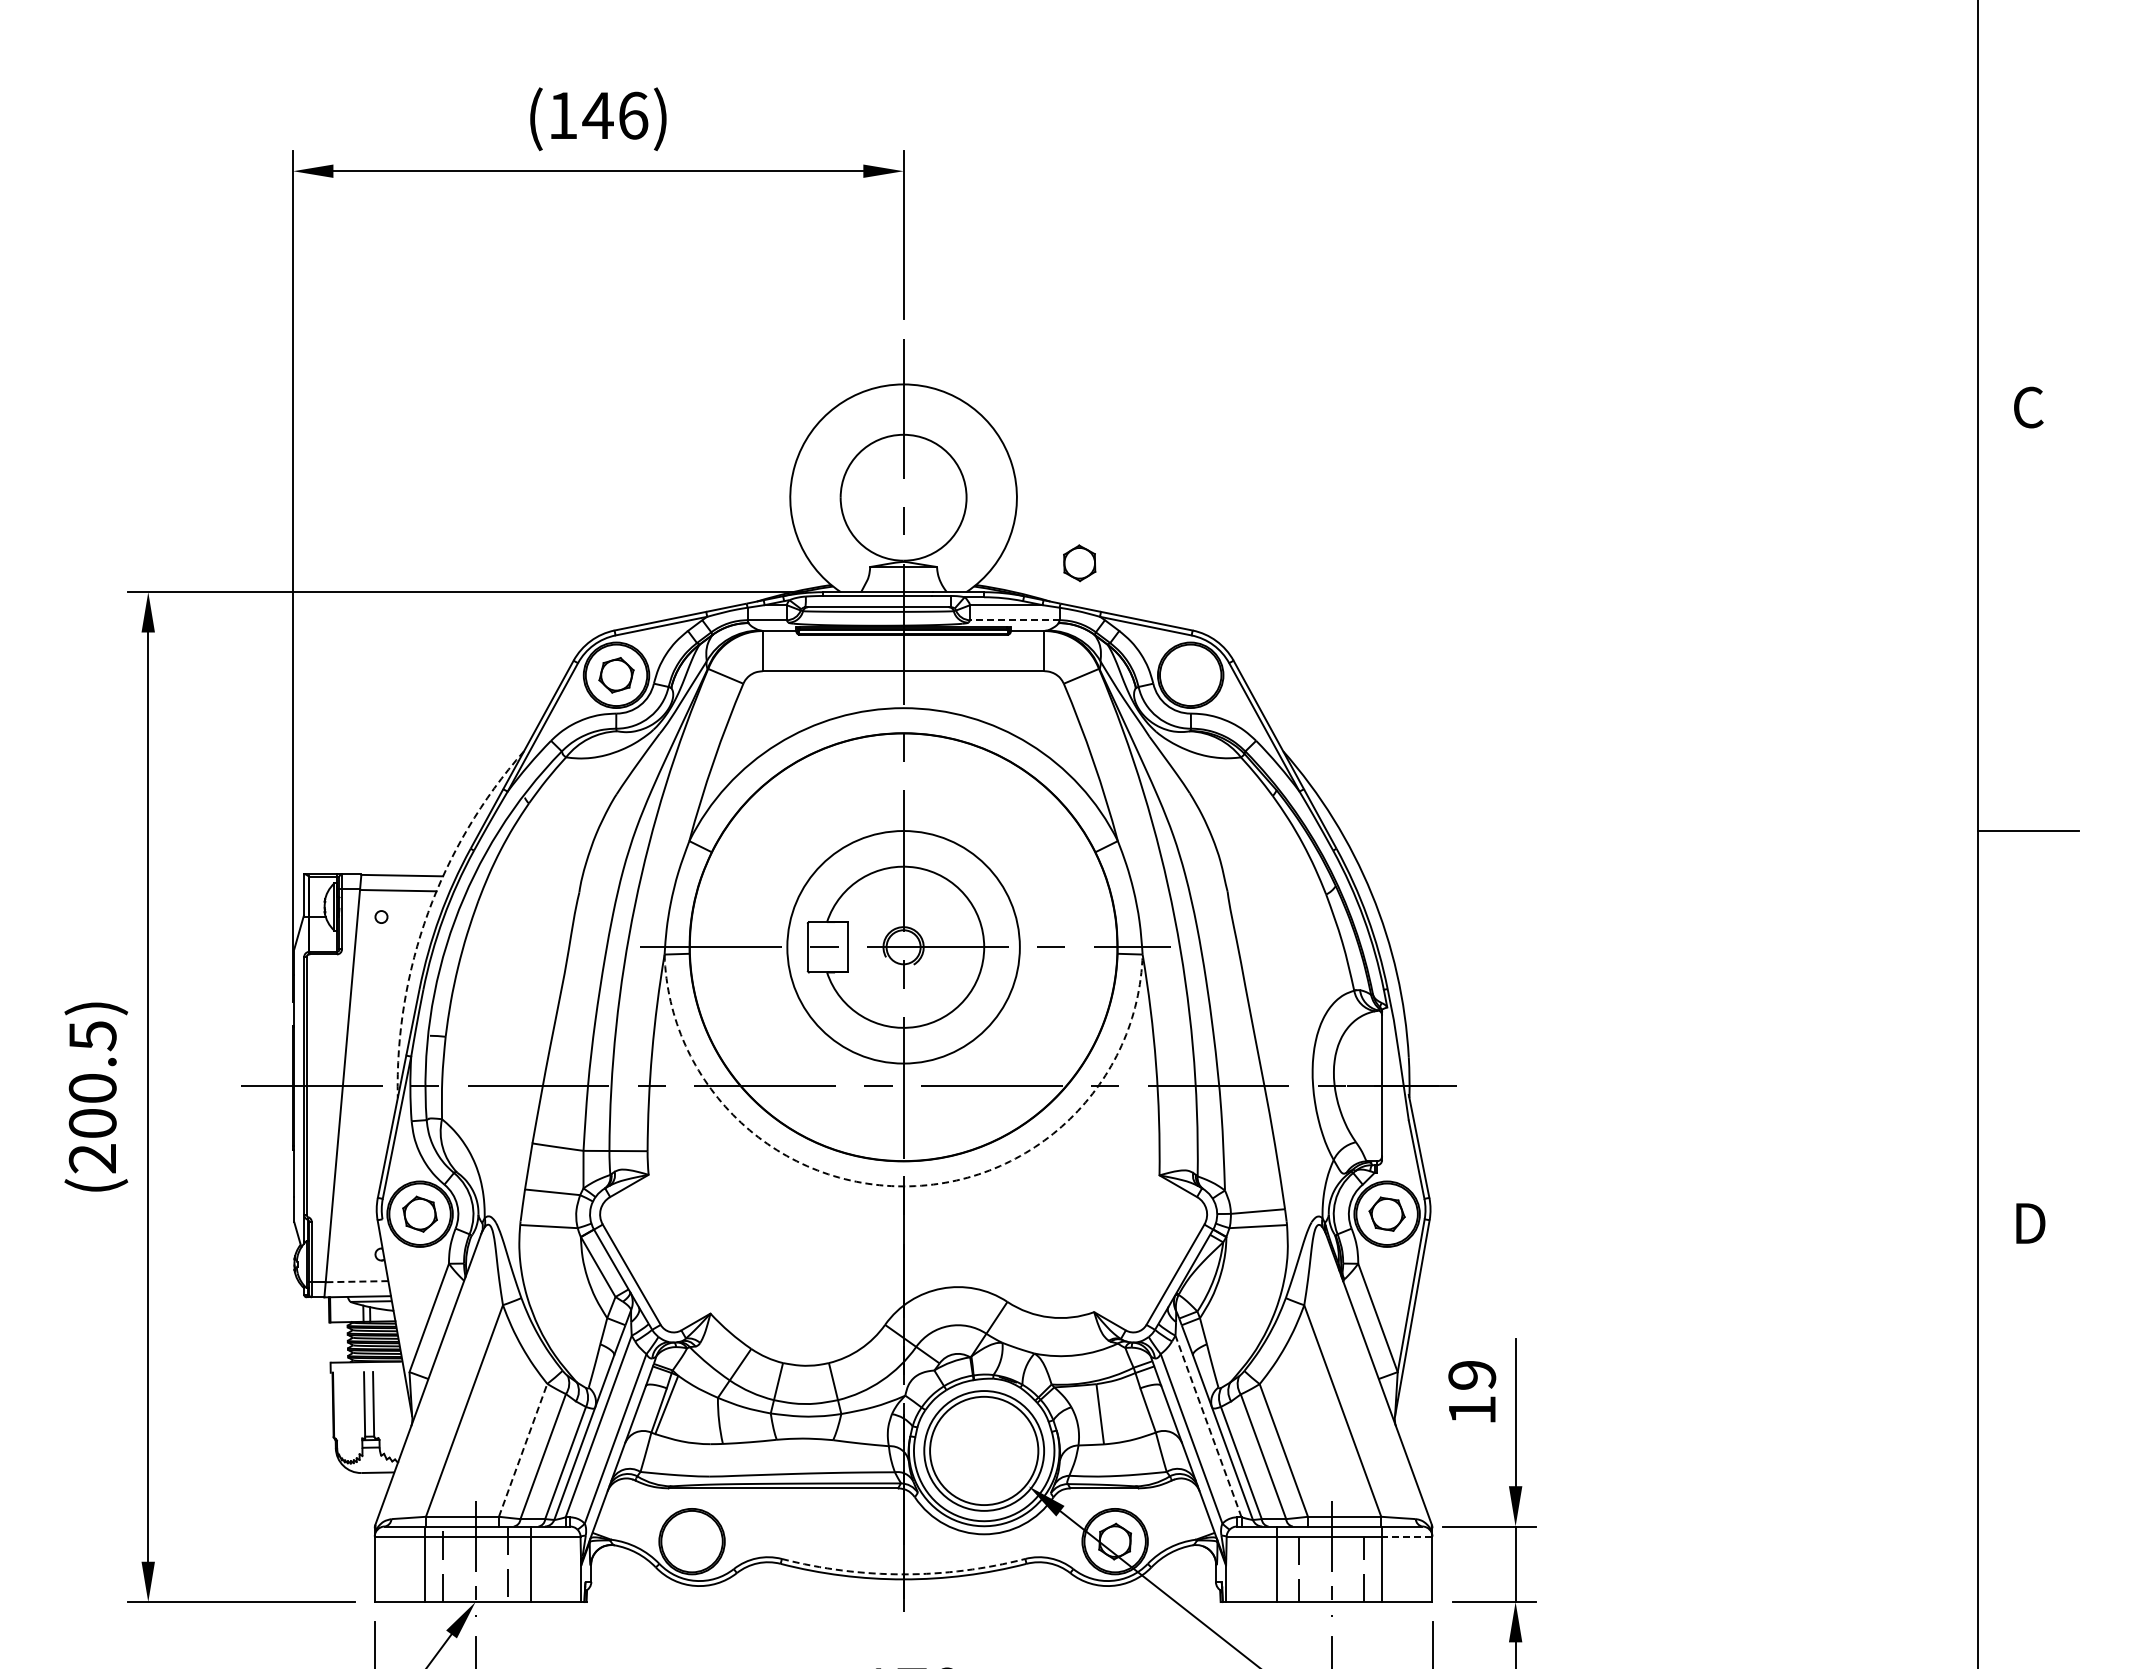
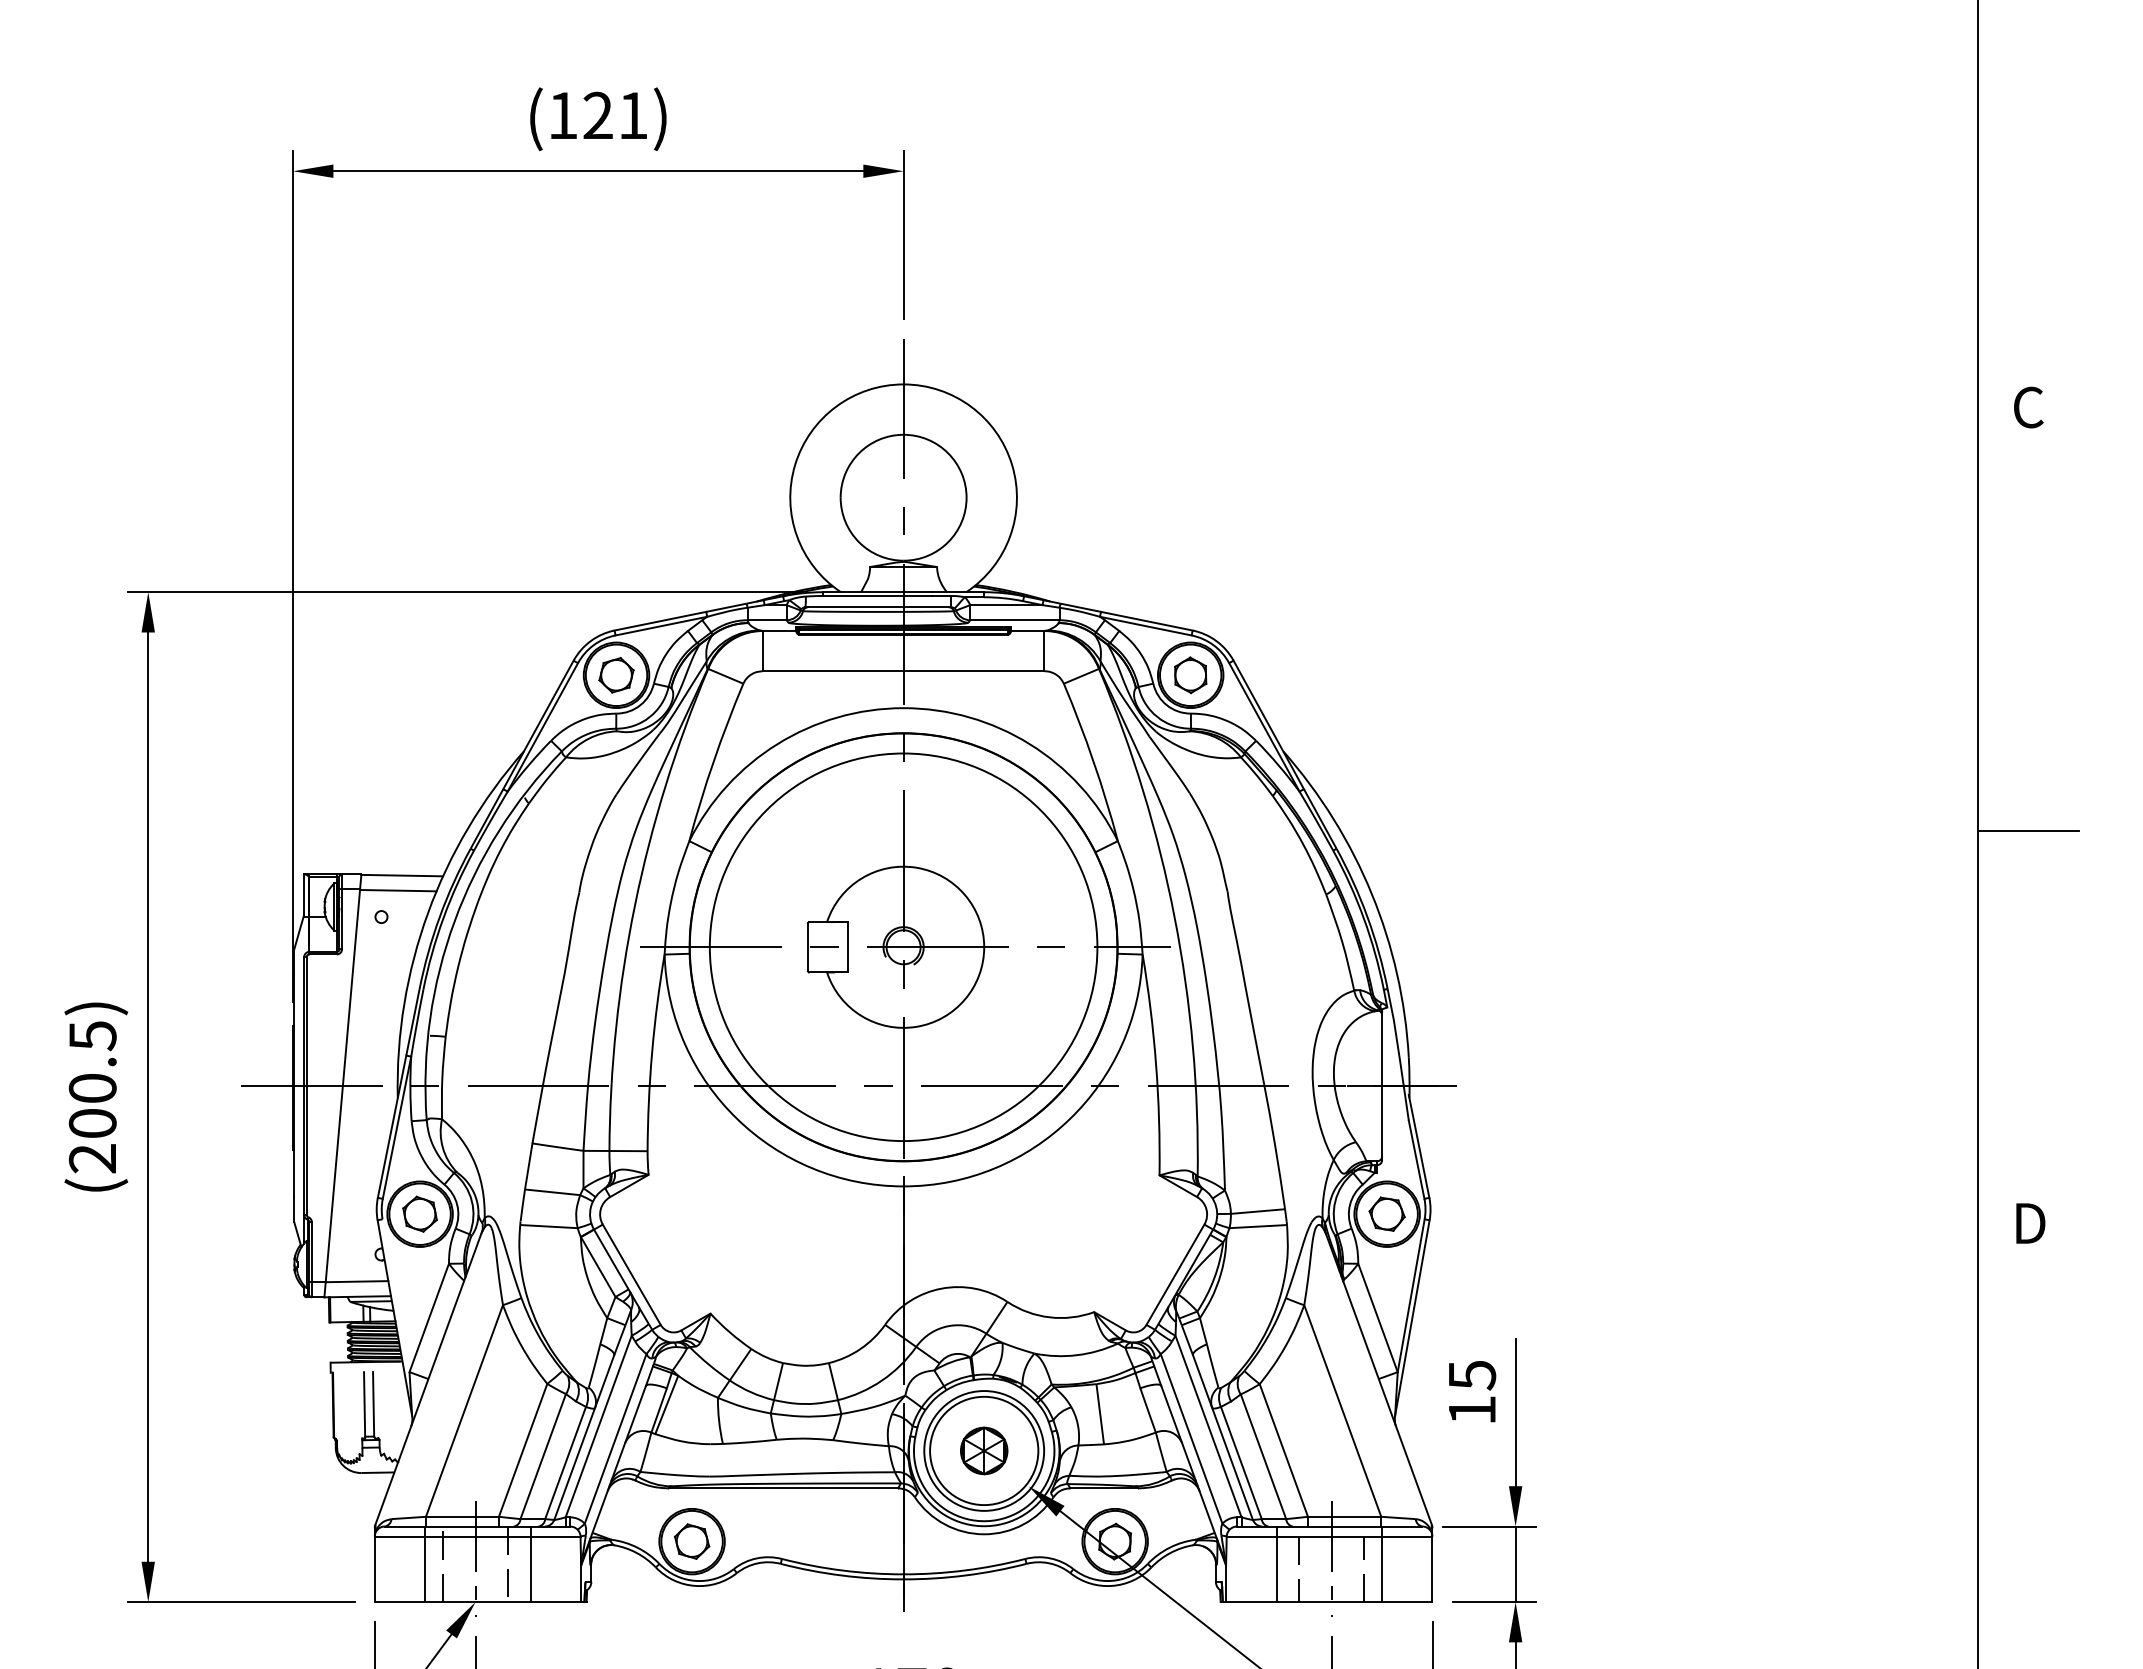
text: (146) -> (121) (615, 115)
part position: (1079, 563) -> (1190, 675) (1190, 675)
line: dashed -> solid (1014, 620)
arc: dashed -> solid (428, 912)
circle diameter: 233 px -> 388 px (903, 947)
arc: dashed -> solid (903, 1186)
line: dashed -> solid (356, 1281)
text: 19 -> 15 (1472, 1375)
line: dashed -> solid (1208, 1426)
line: dashed -> solid (523, 1450)
part: none -> present (984, 1450)
line: dashed -> solid (1406, 1536)
part: none -> present (691, 1541)
arc: dashed -> solid (903, 1574)
